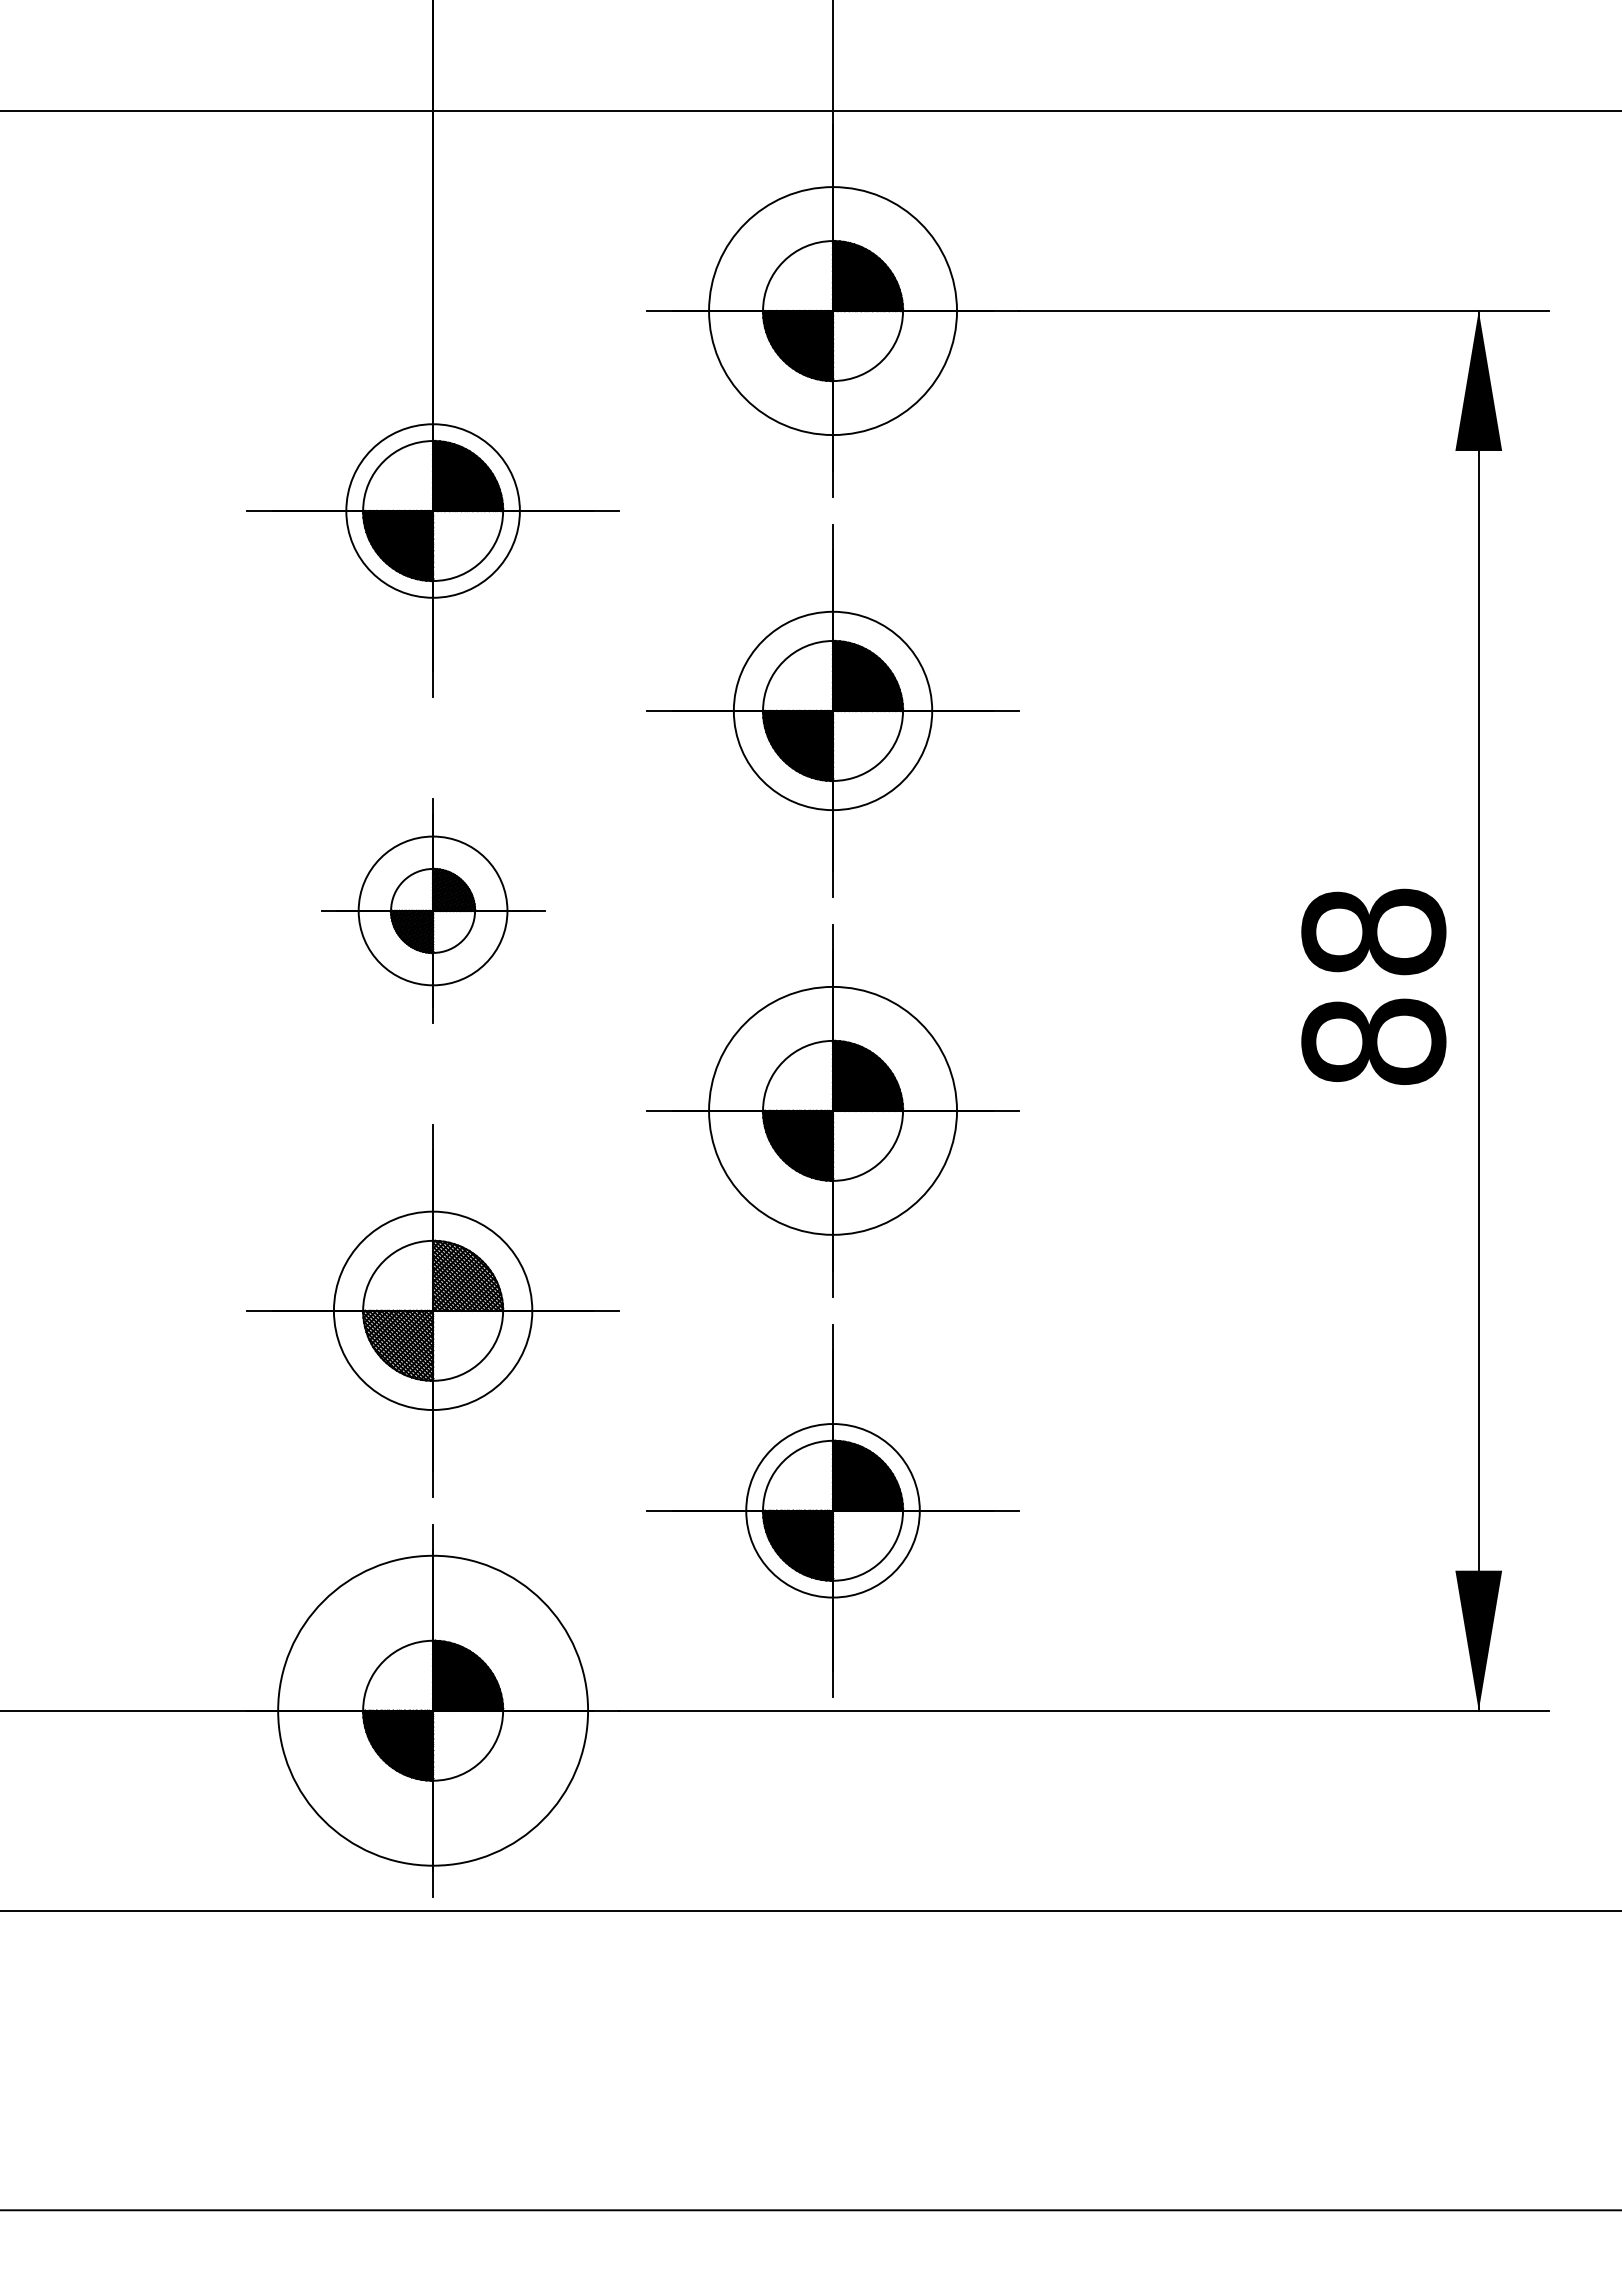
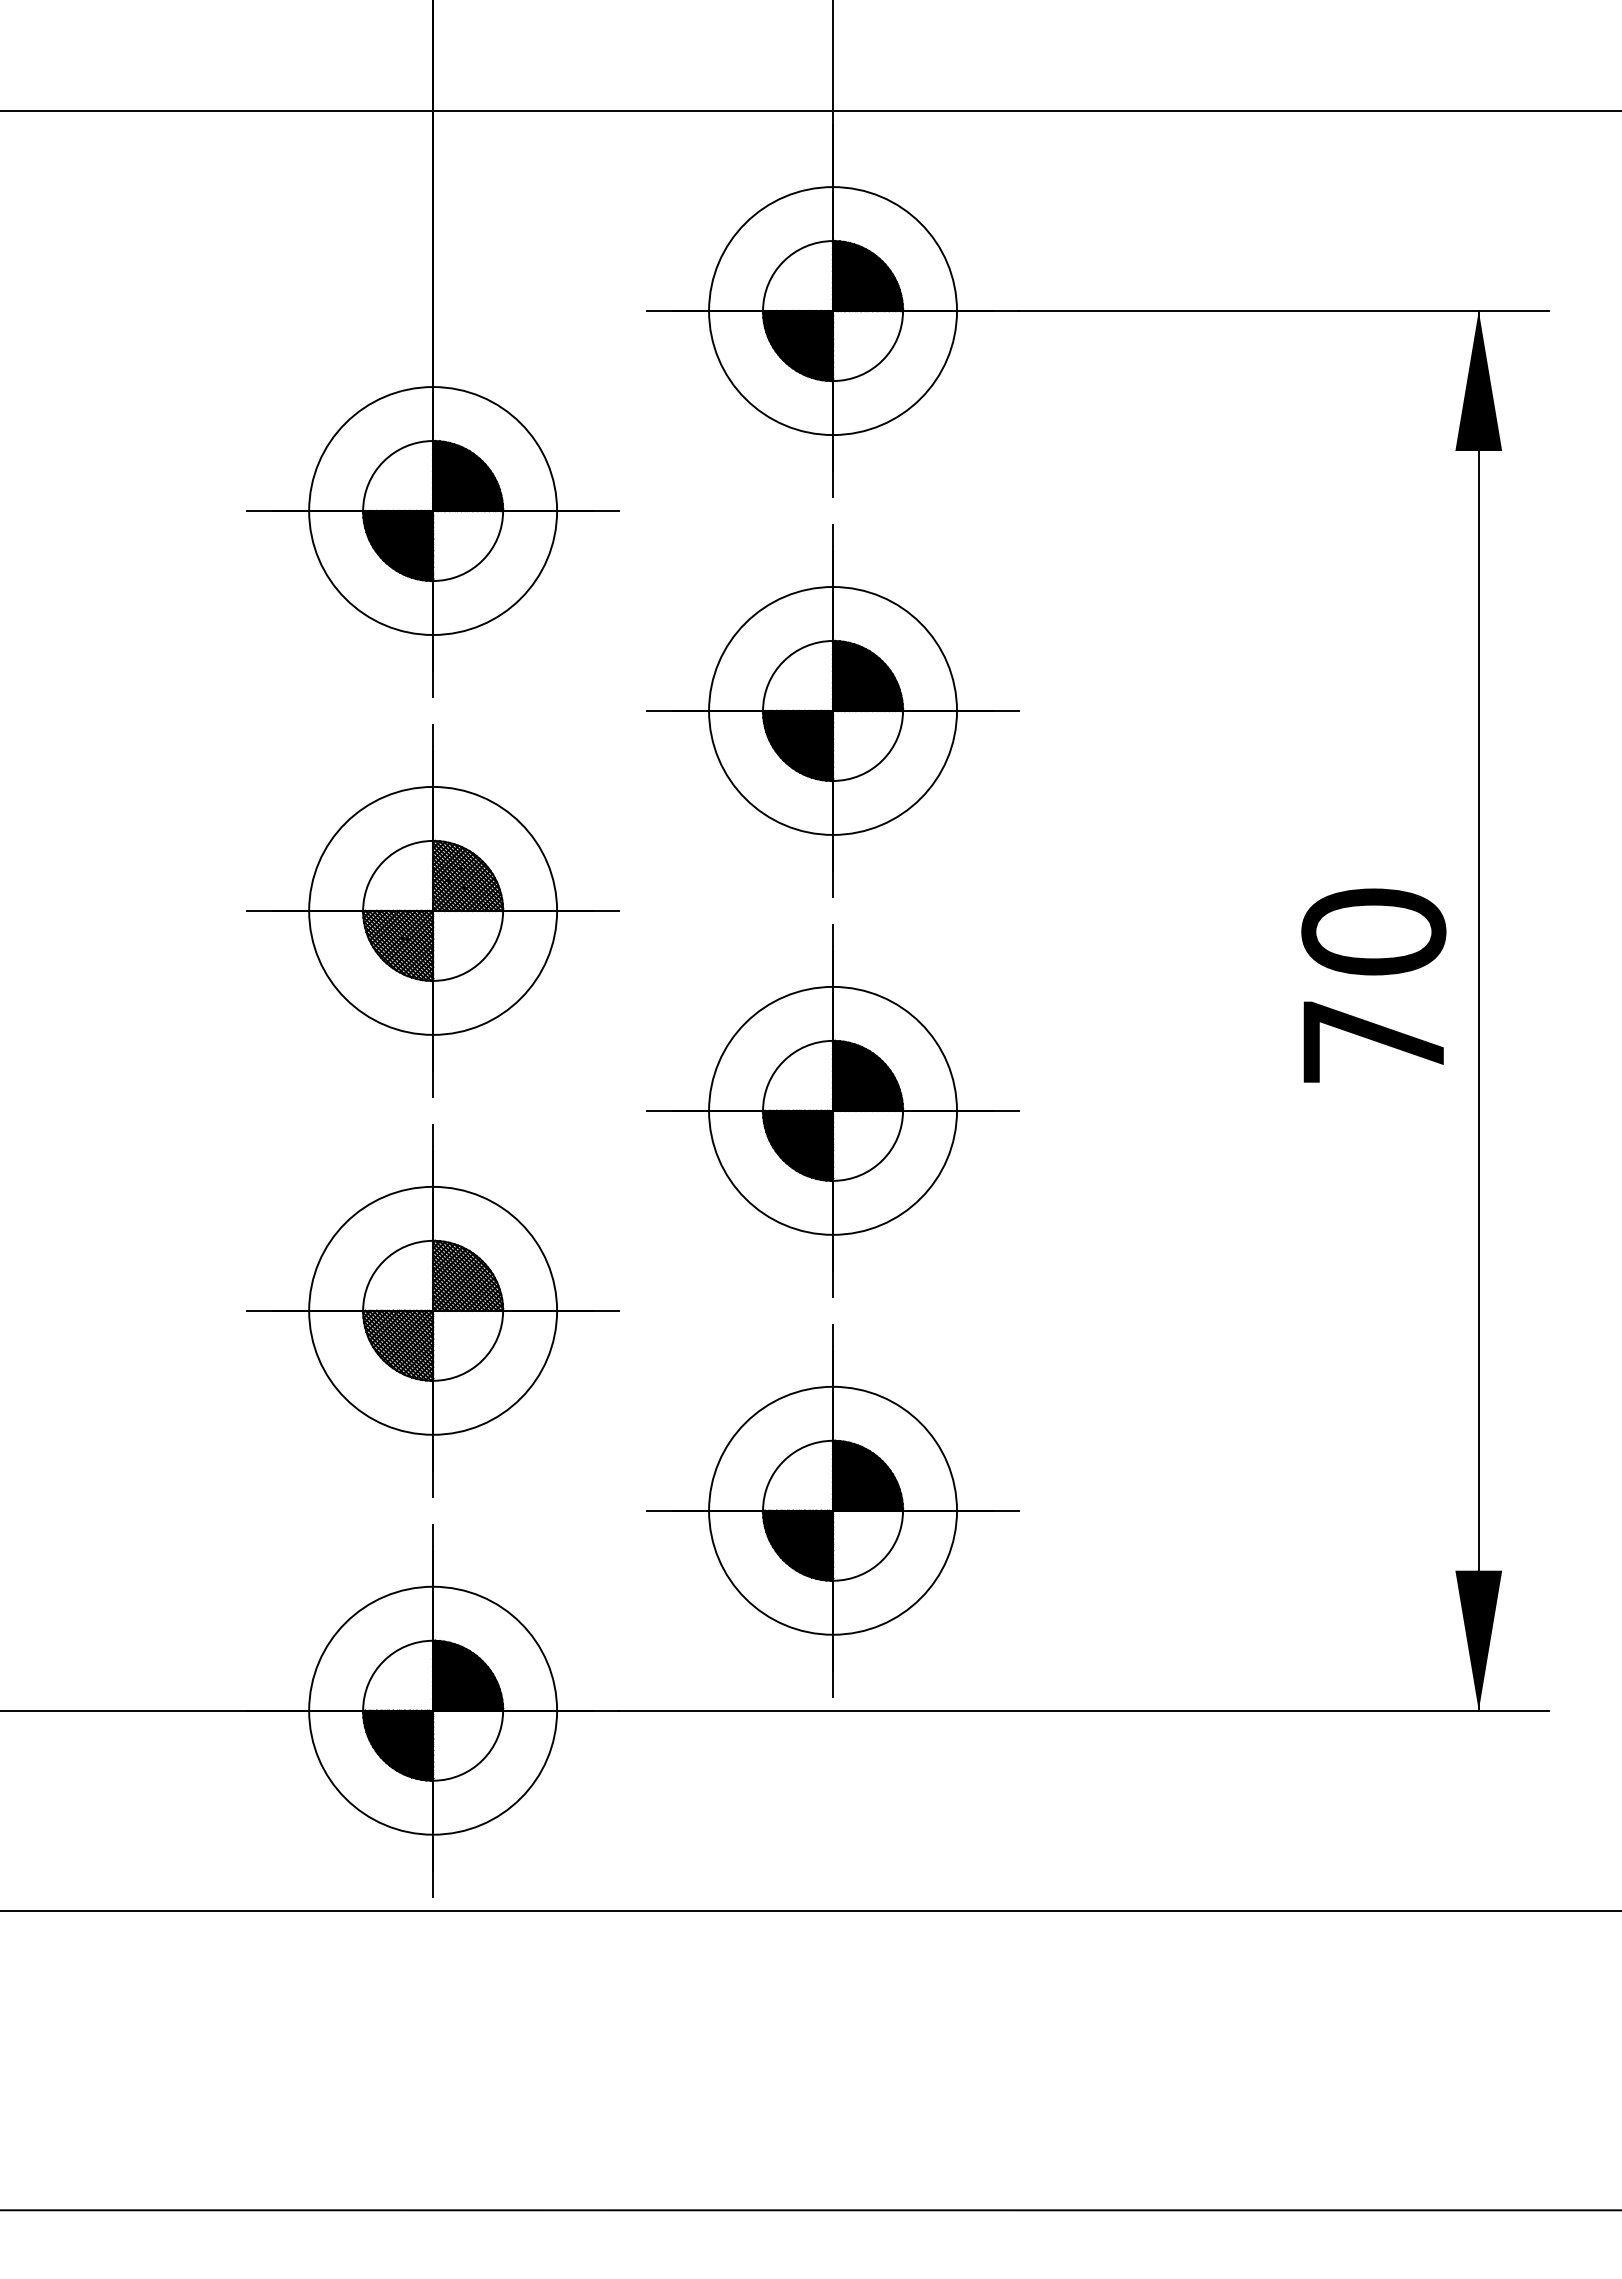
circle diameter: 174 px -> 248 px (433, 510)
circle diameter: 198 px -> 248 px (833, 710)
part size: 225x226 px -> 374x374 px (432, 910)
text: 88 -> 70 (1373, 986)
circle diameter: 198 px -> 248 px (433, 1310)
circle diameter: 174 px -> 248 px (833, 1510)
circle diameter: 310 px -> 248 px (433, 1710)
